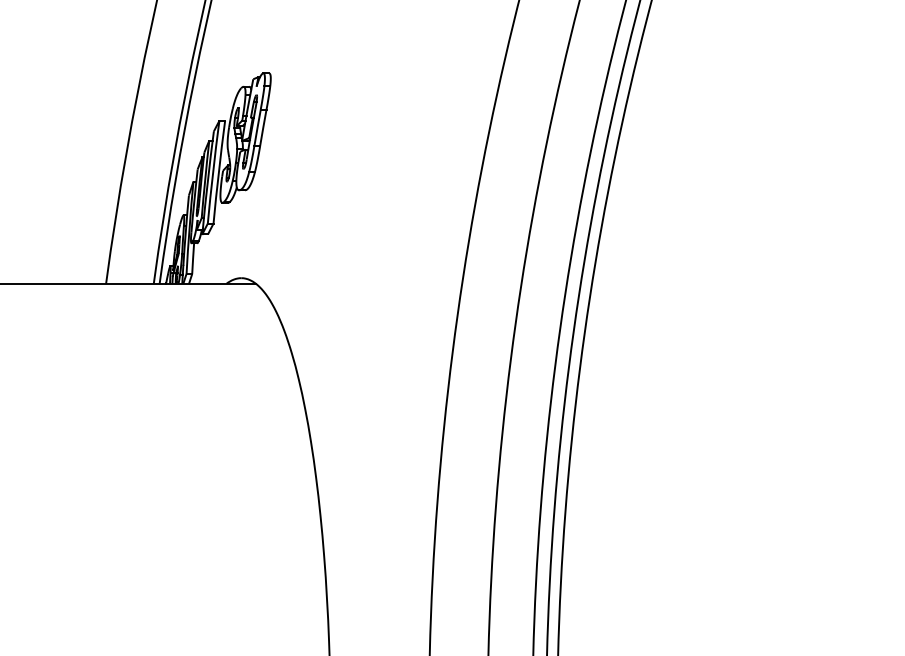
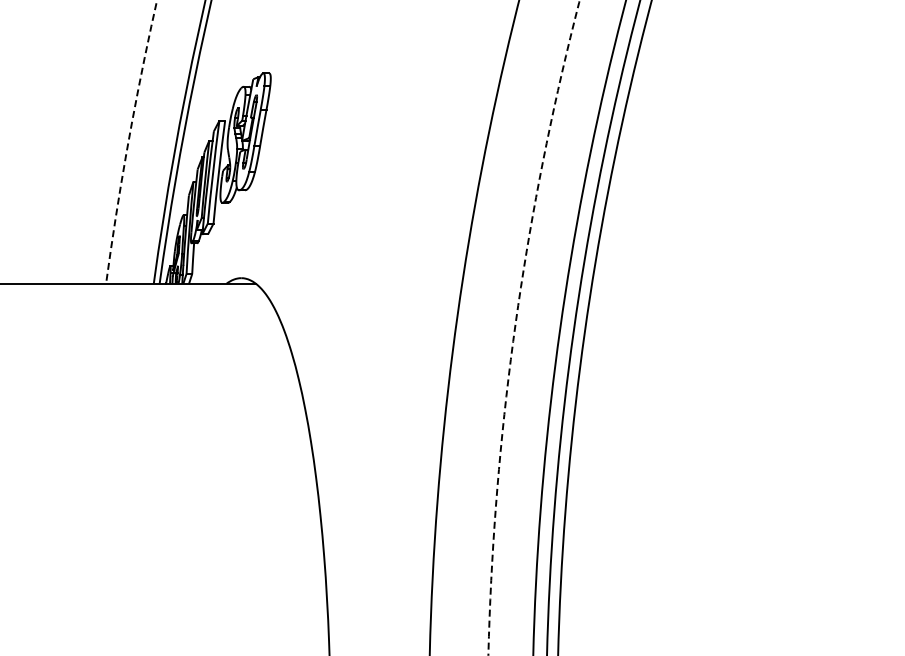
arc: solid -> dashed (128, 141)
circle: solid -> dashed (533, 327)
